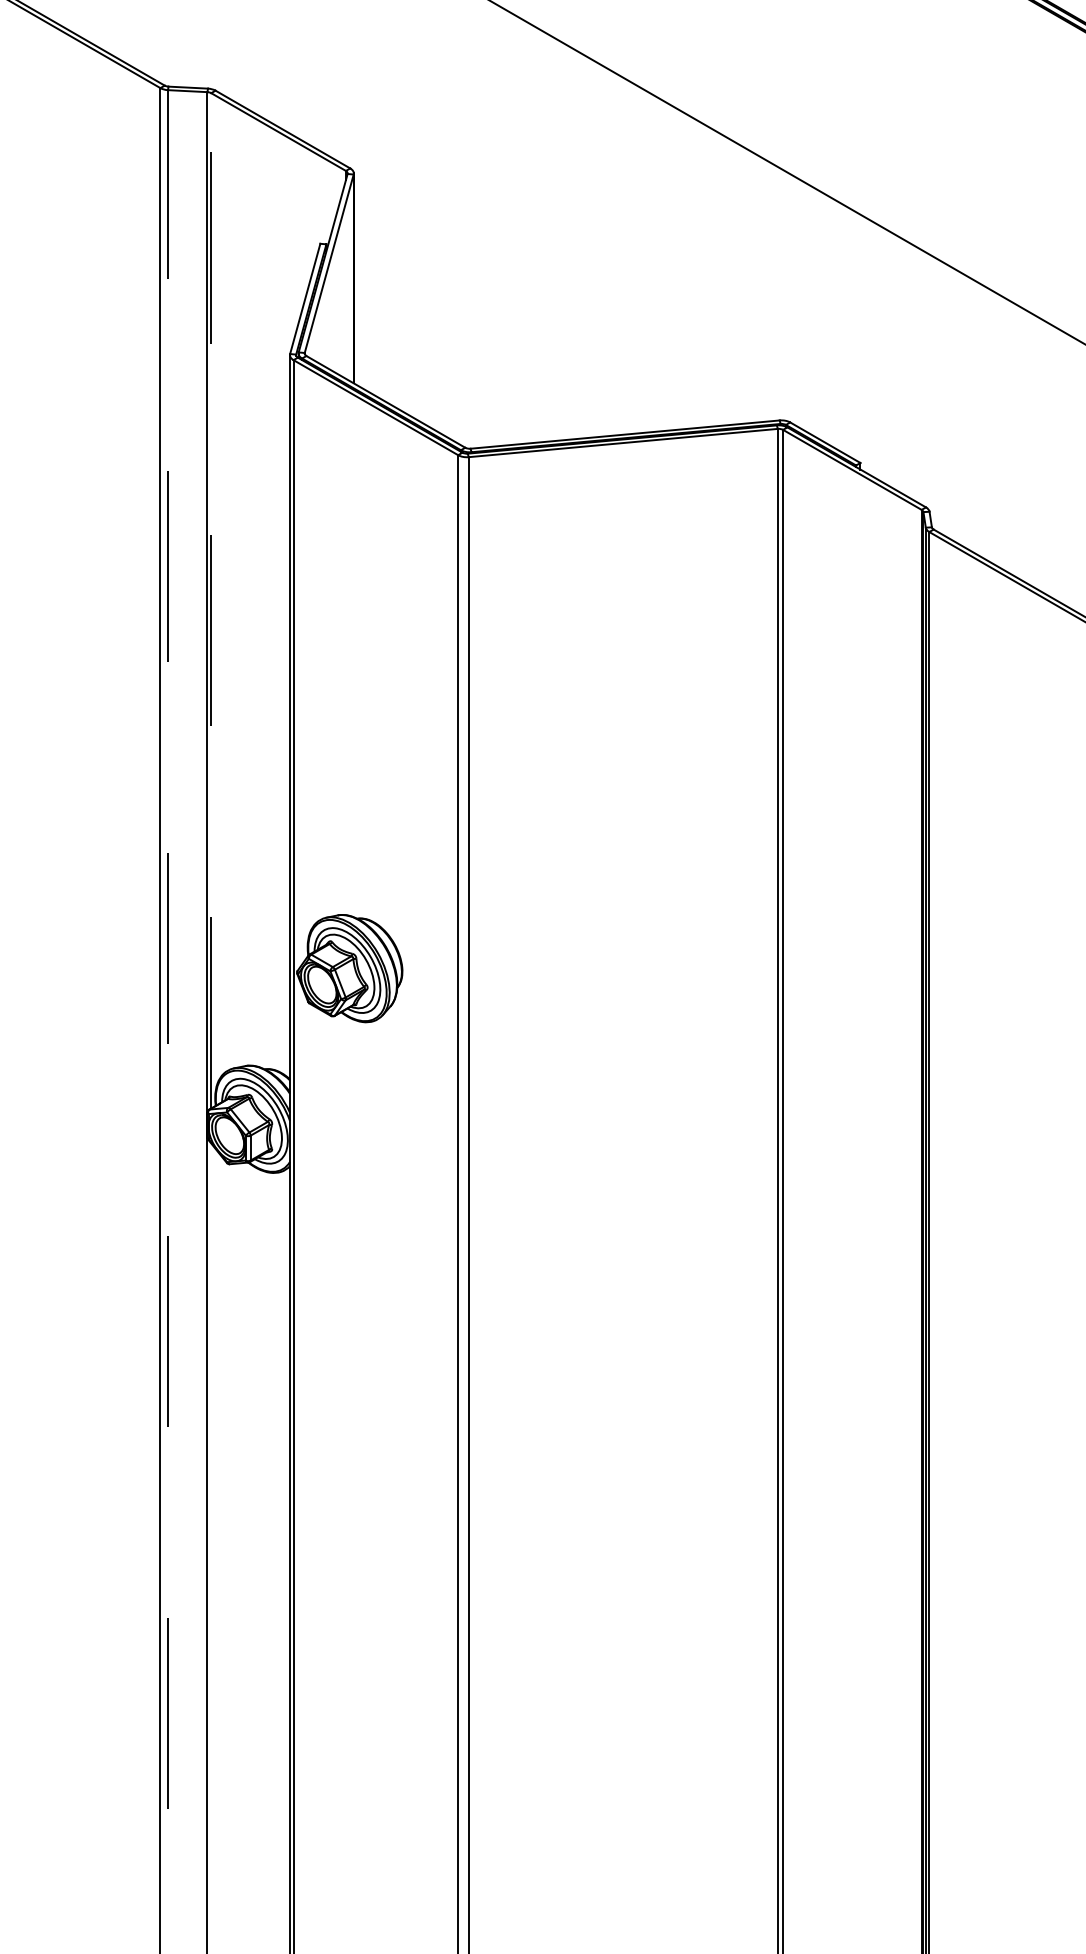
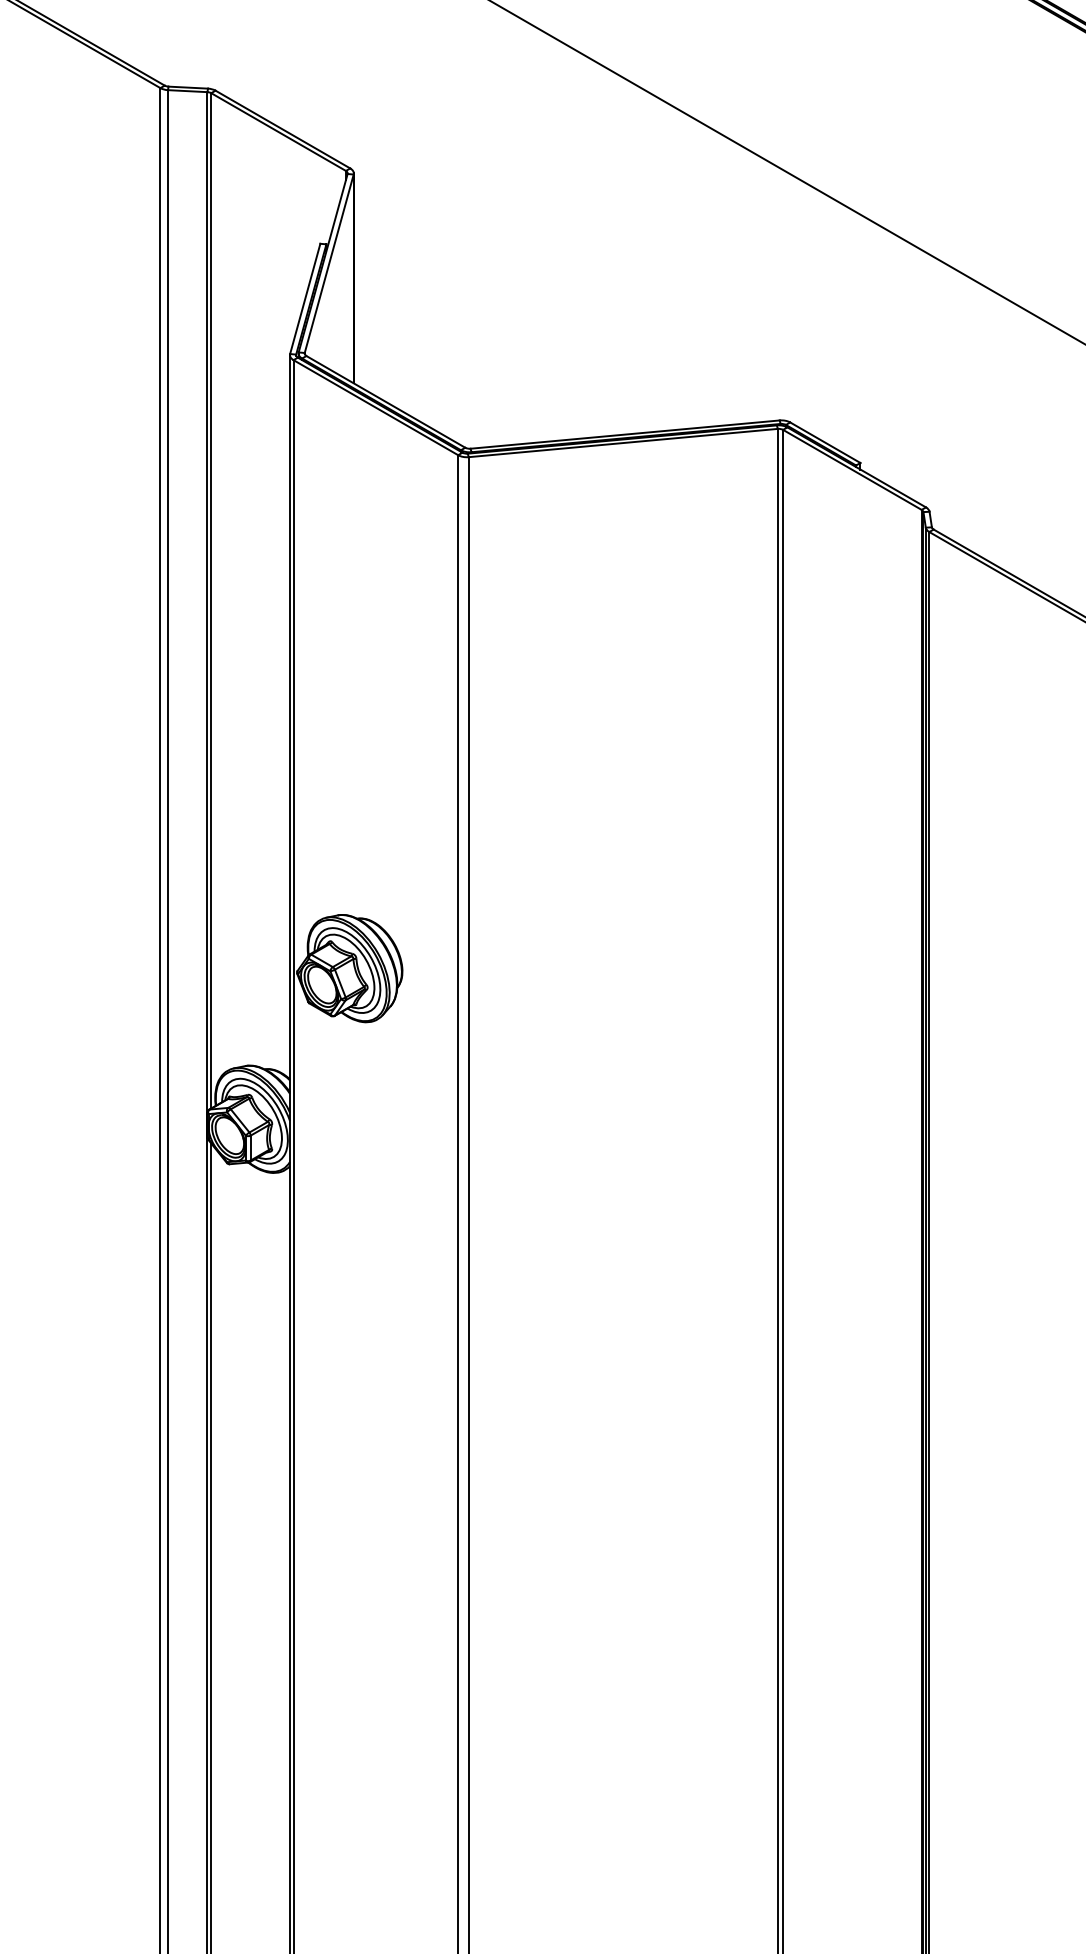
line: dashed -> solid (211, 600)
line: dashed -> solid (168, 1020)
line: none -> present (211, 1546)
